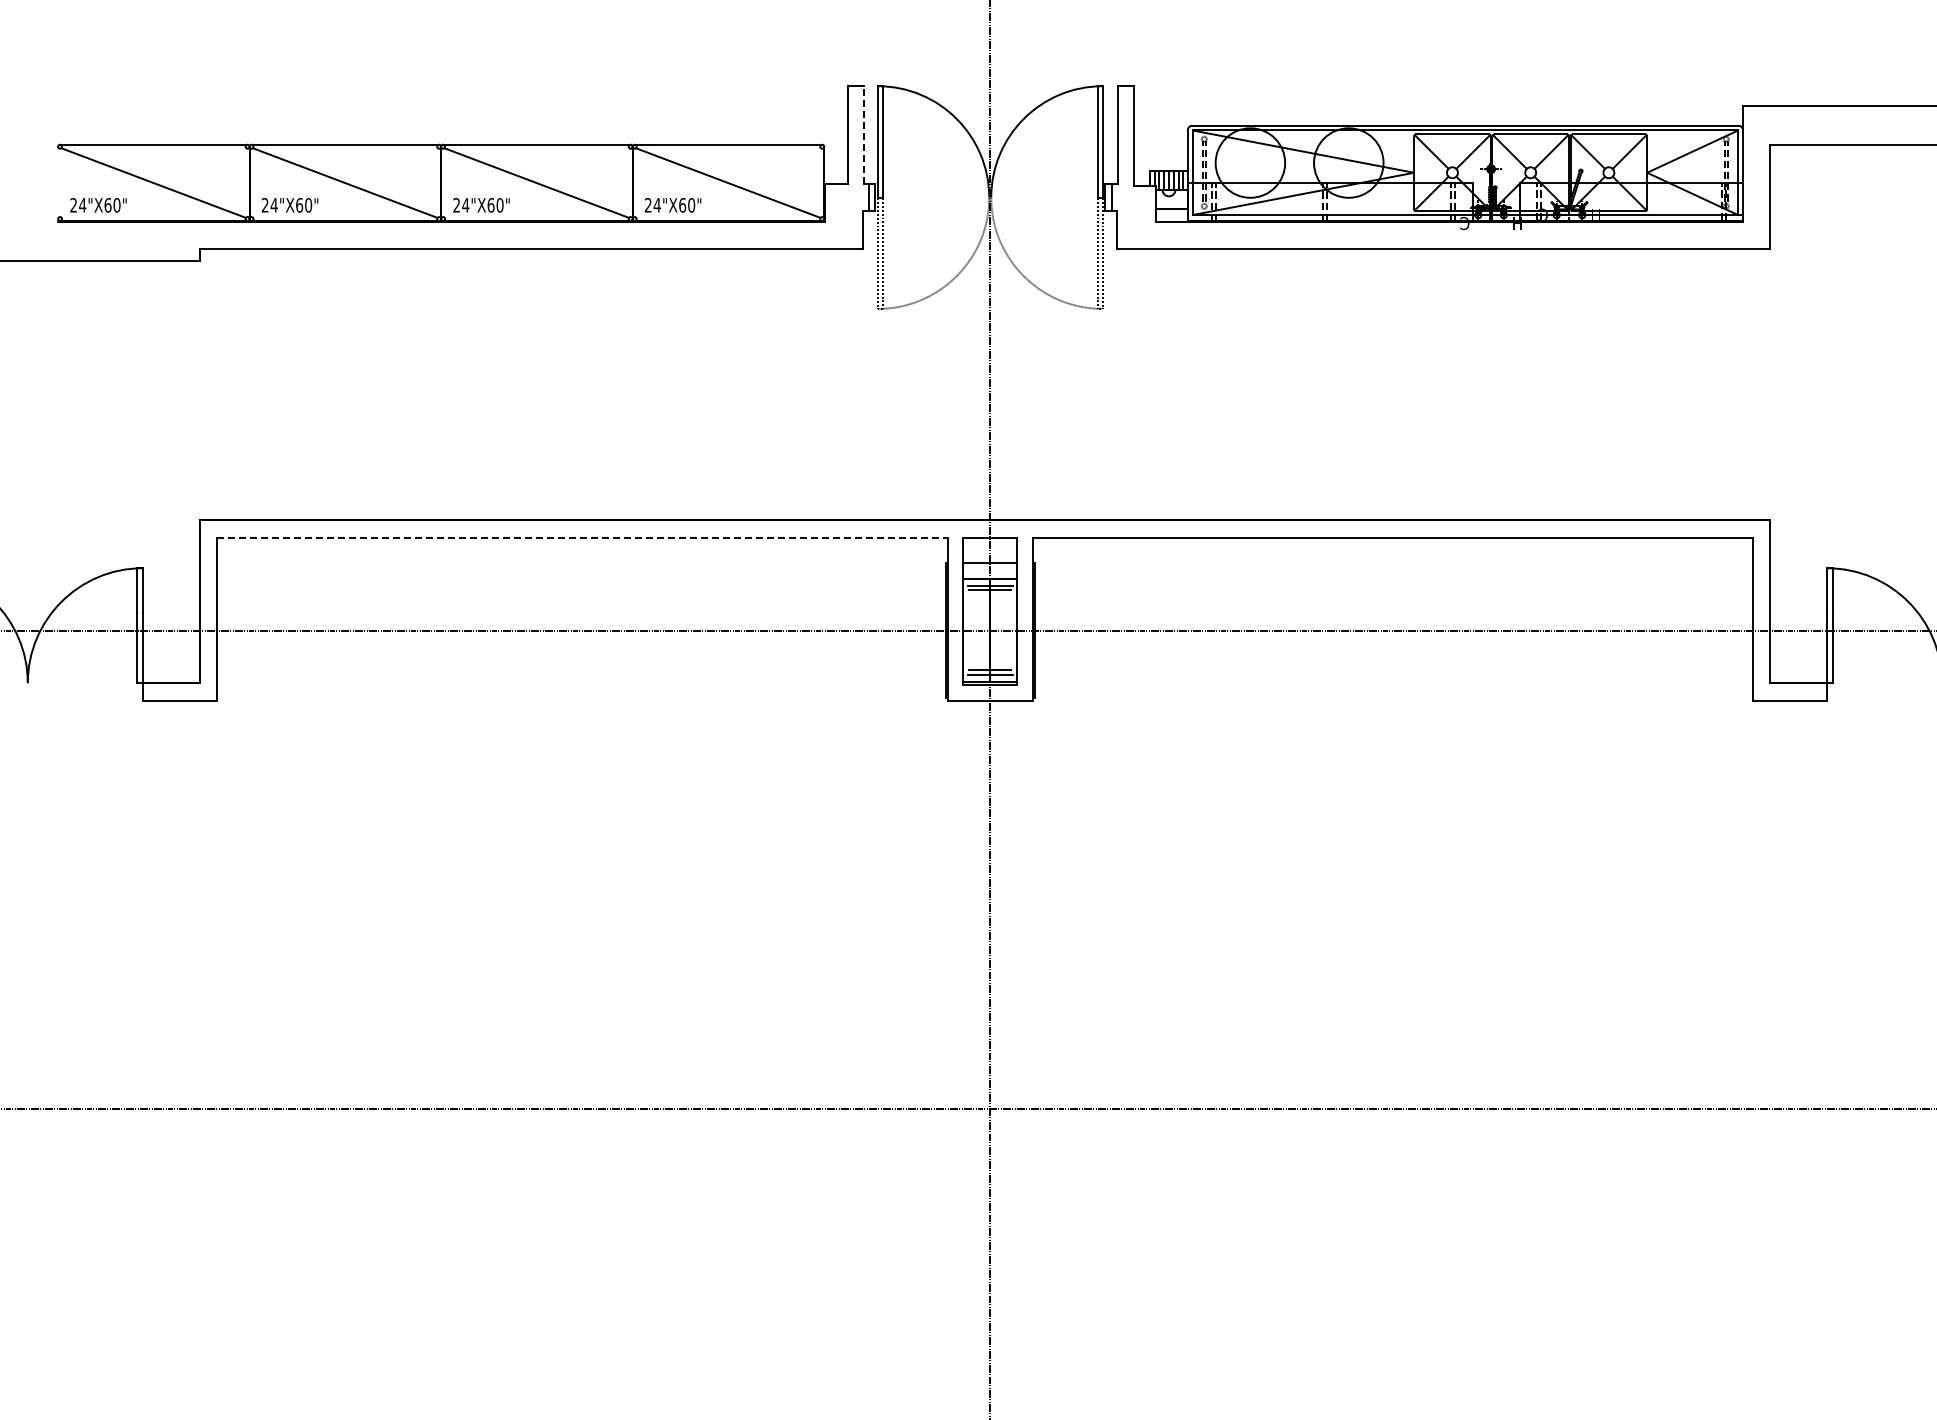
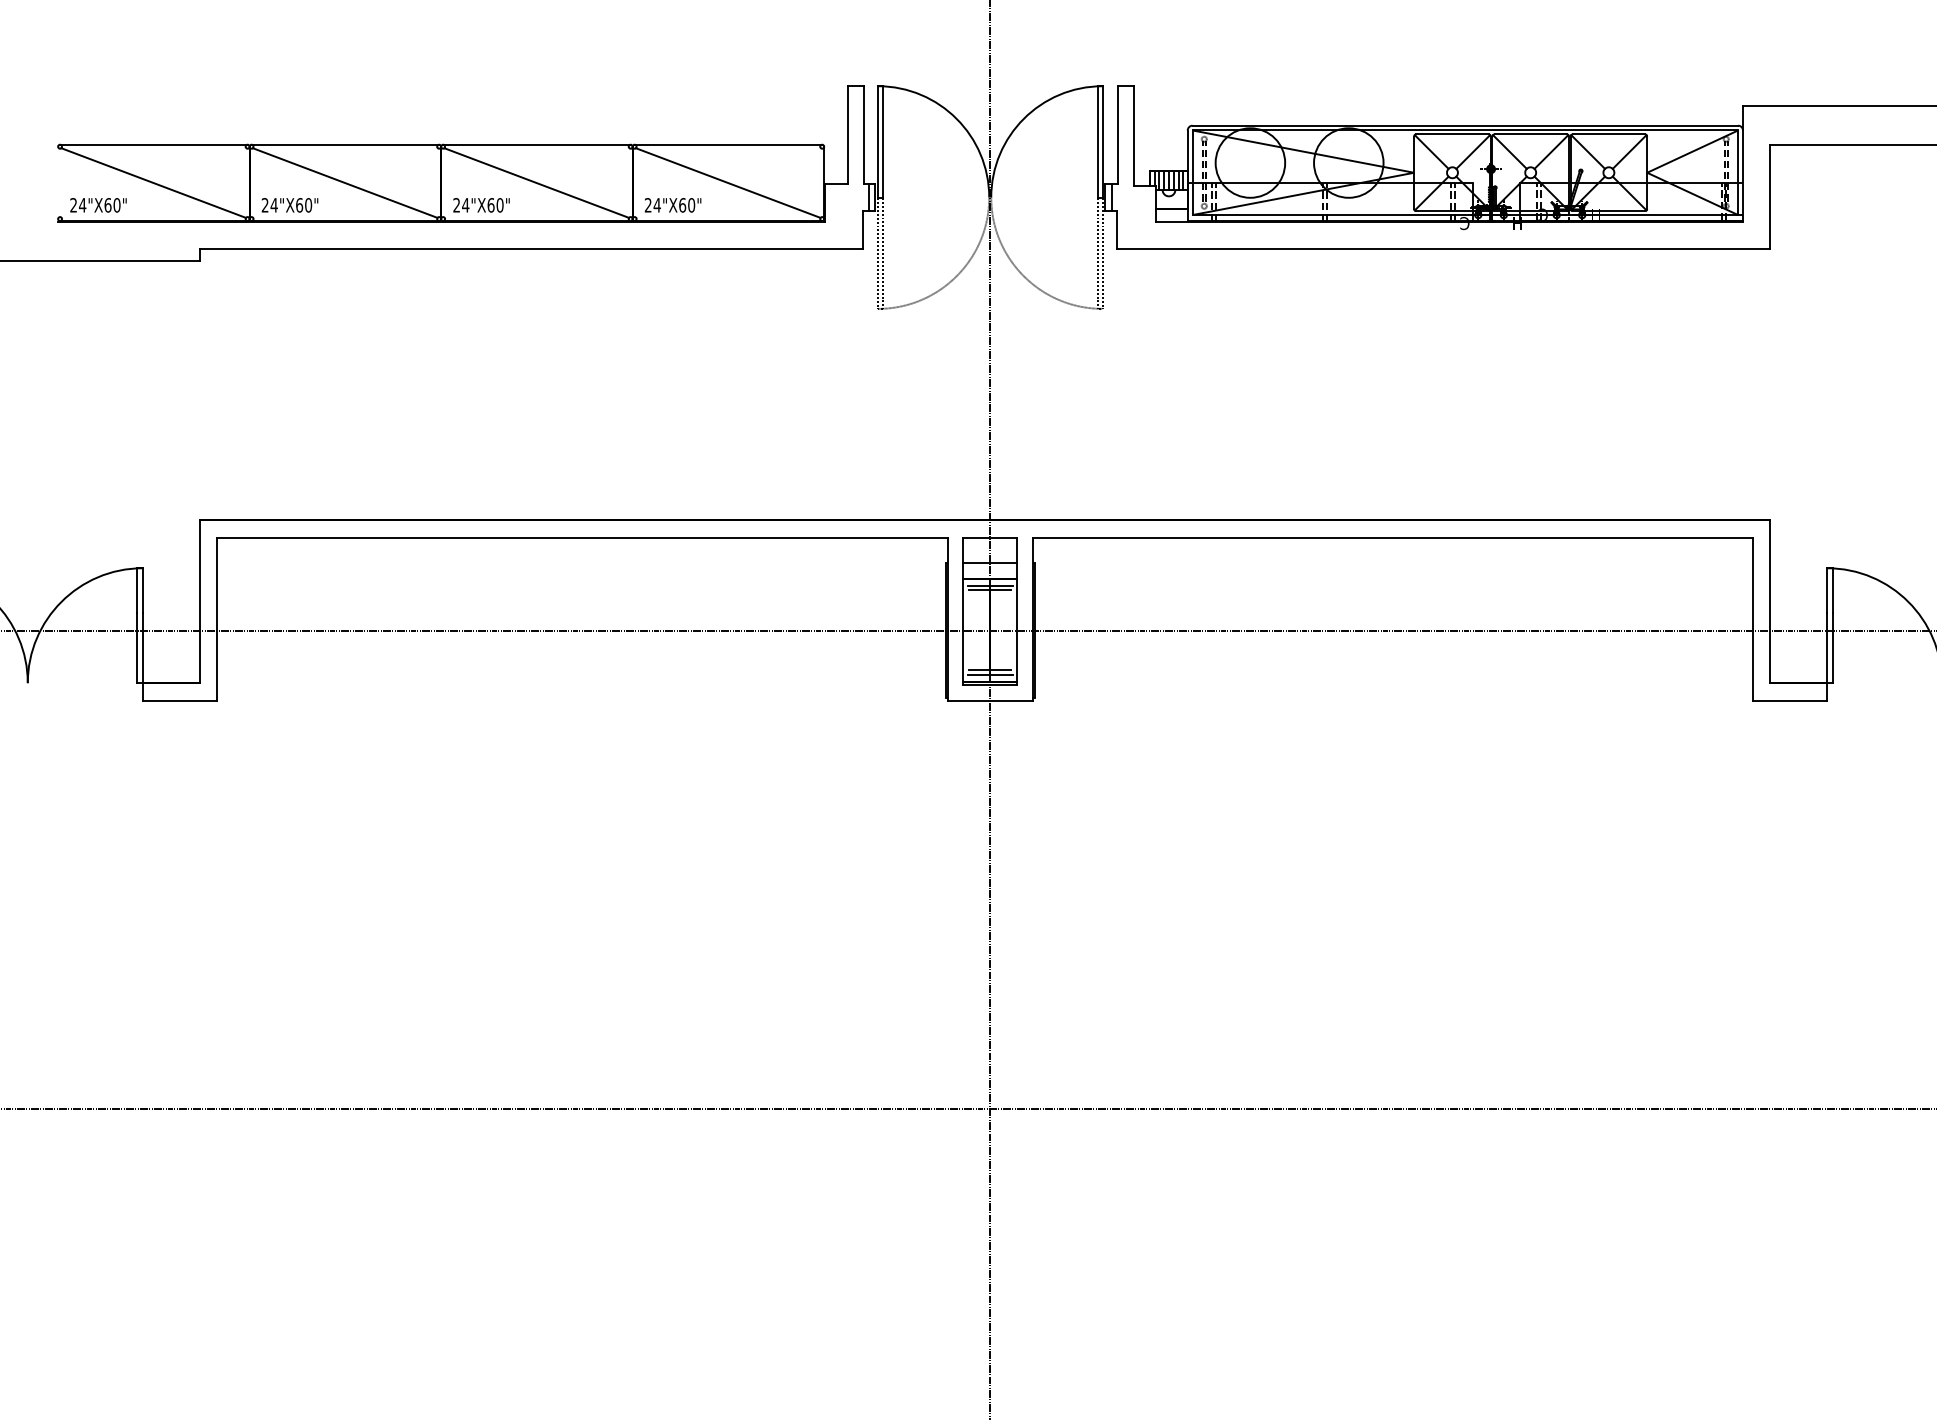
line: dashed -> solid (863, 134)
line: dashed -> solid (583, 537)
